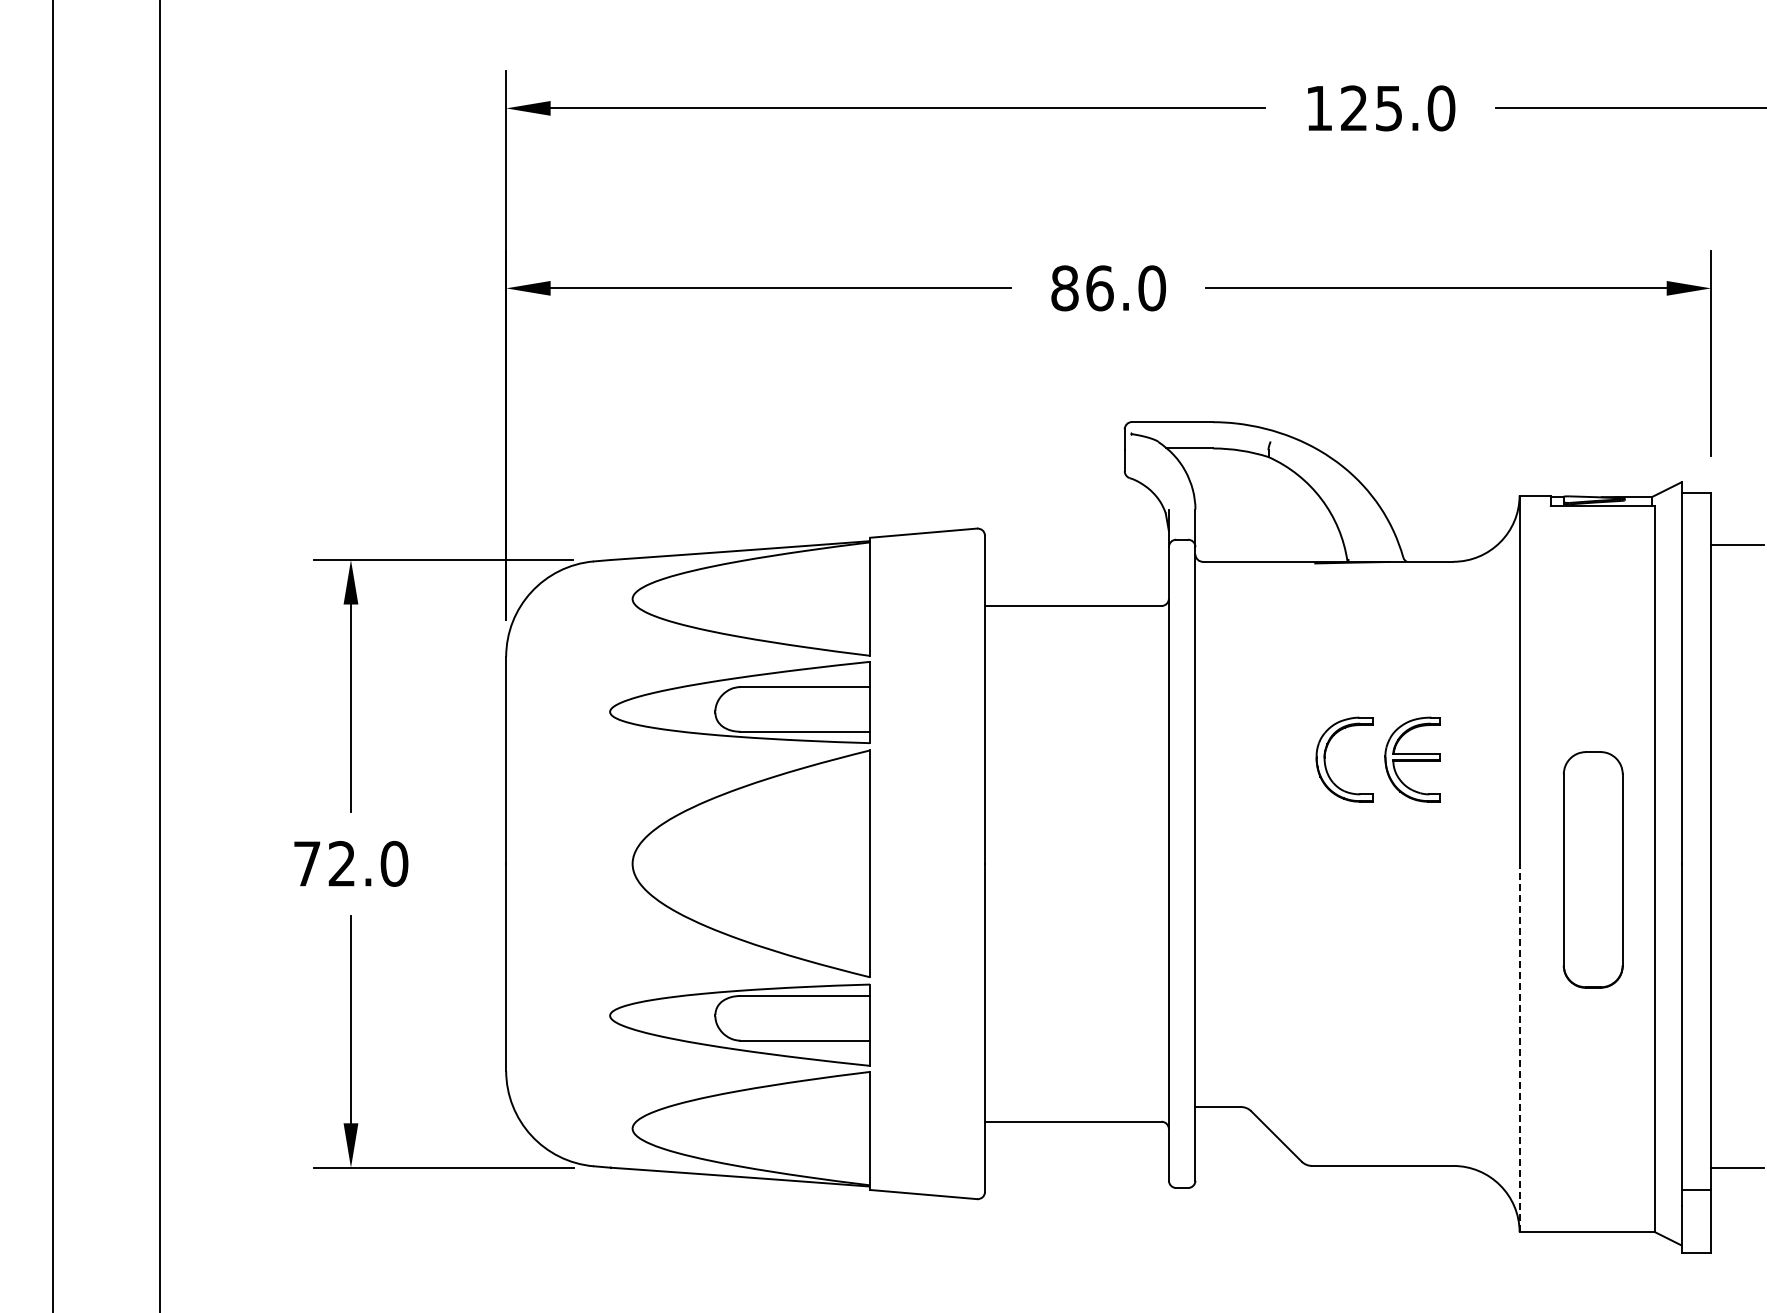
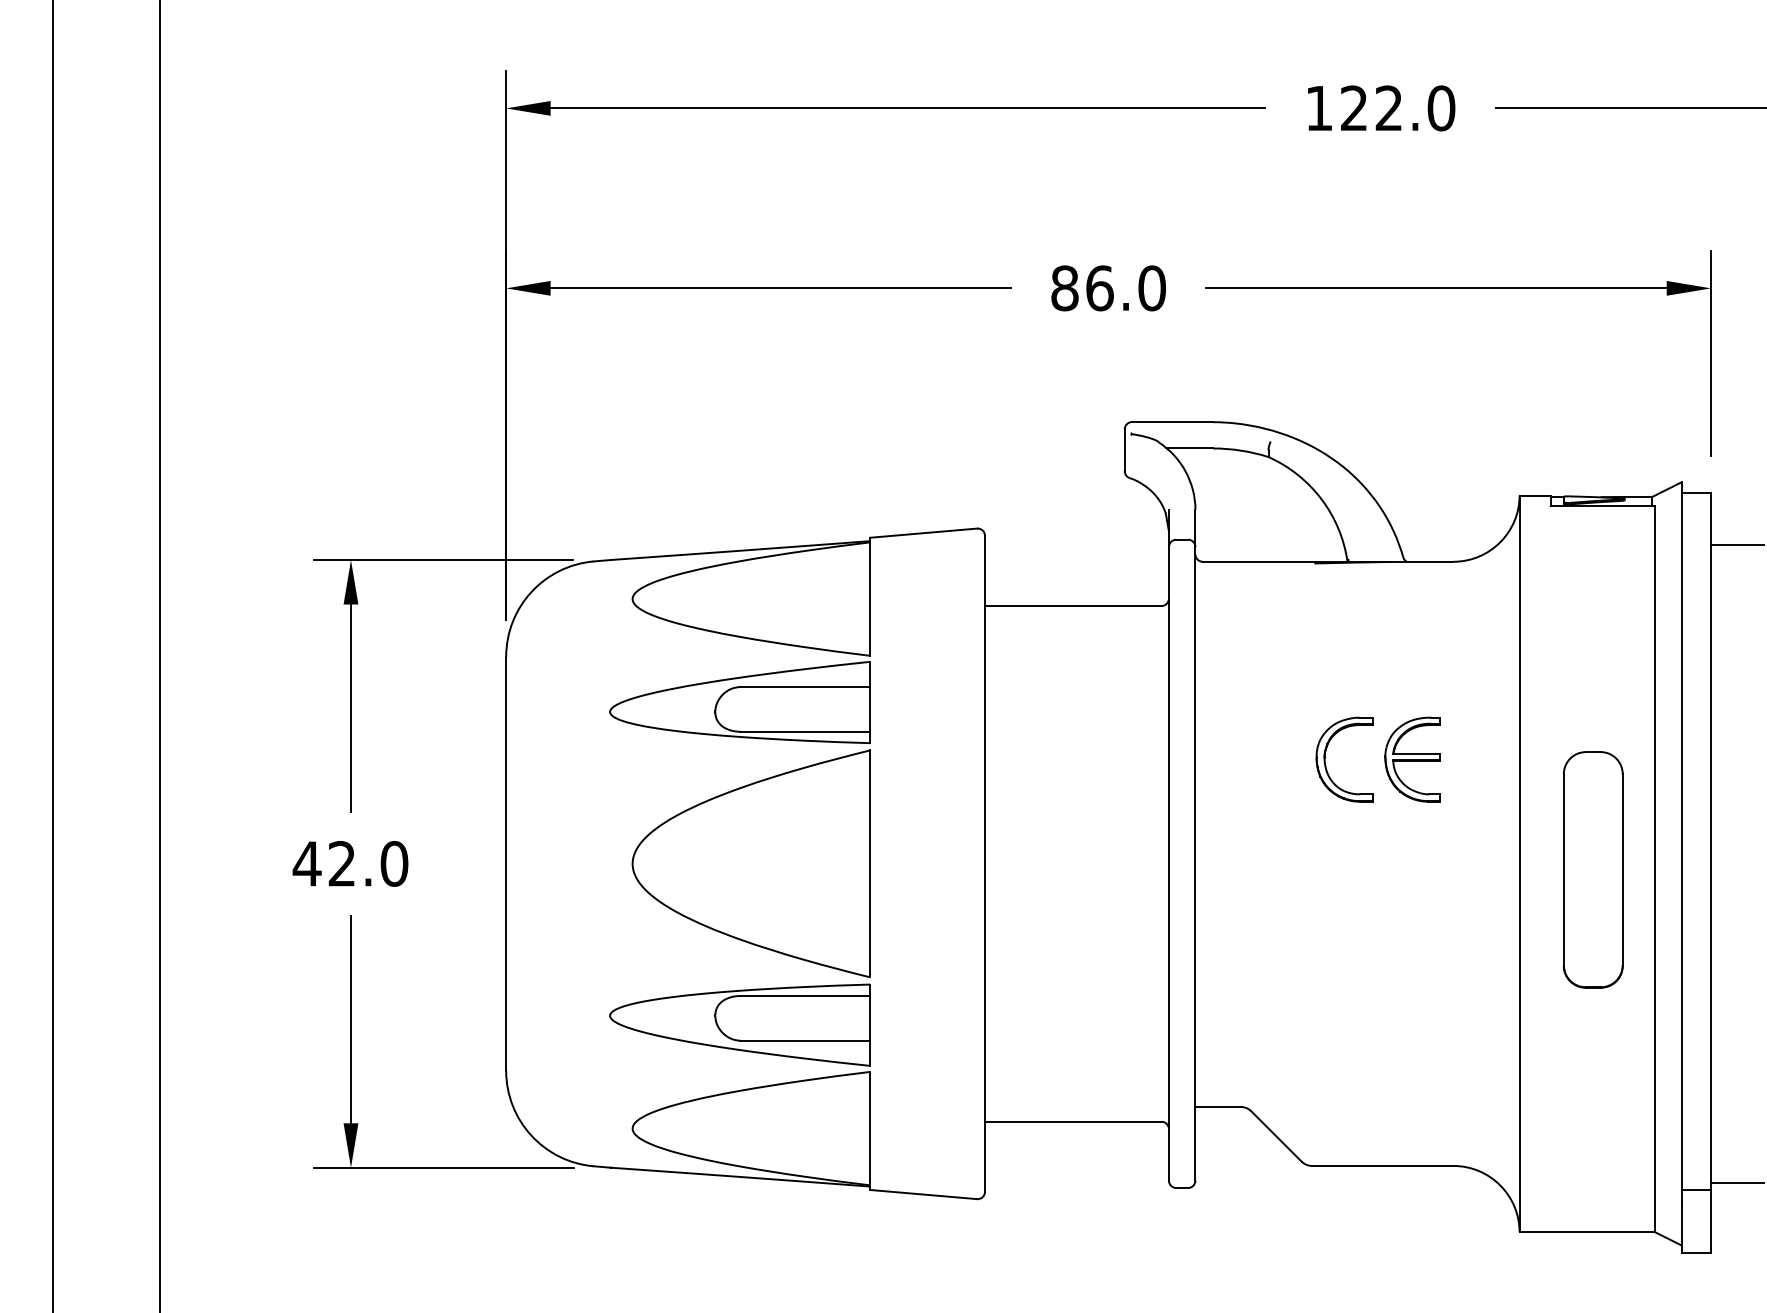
text: 125.0 -> 122.0 (1388, 108)
text: 72.0 -> 42.0 (306, 863)
line: dashed -> solid (1519, 1047)
line position: (1737, 1167) -> (1737, 1182) (1737, 1182)
